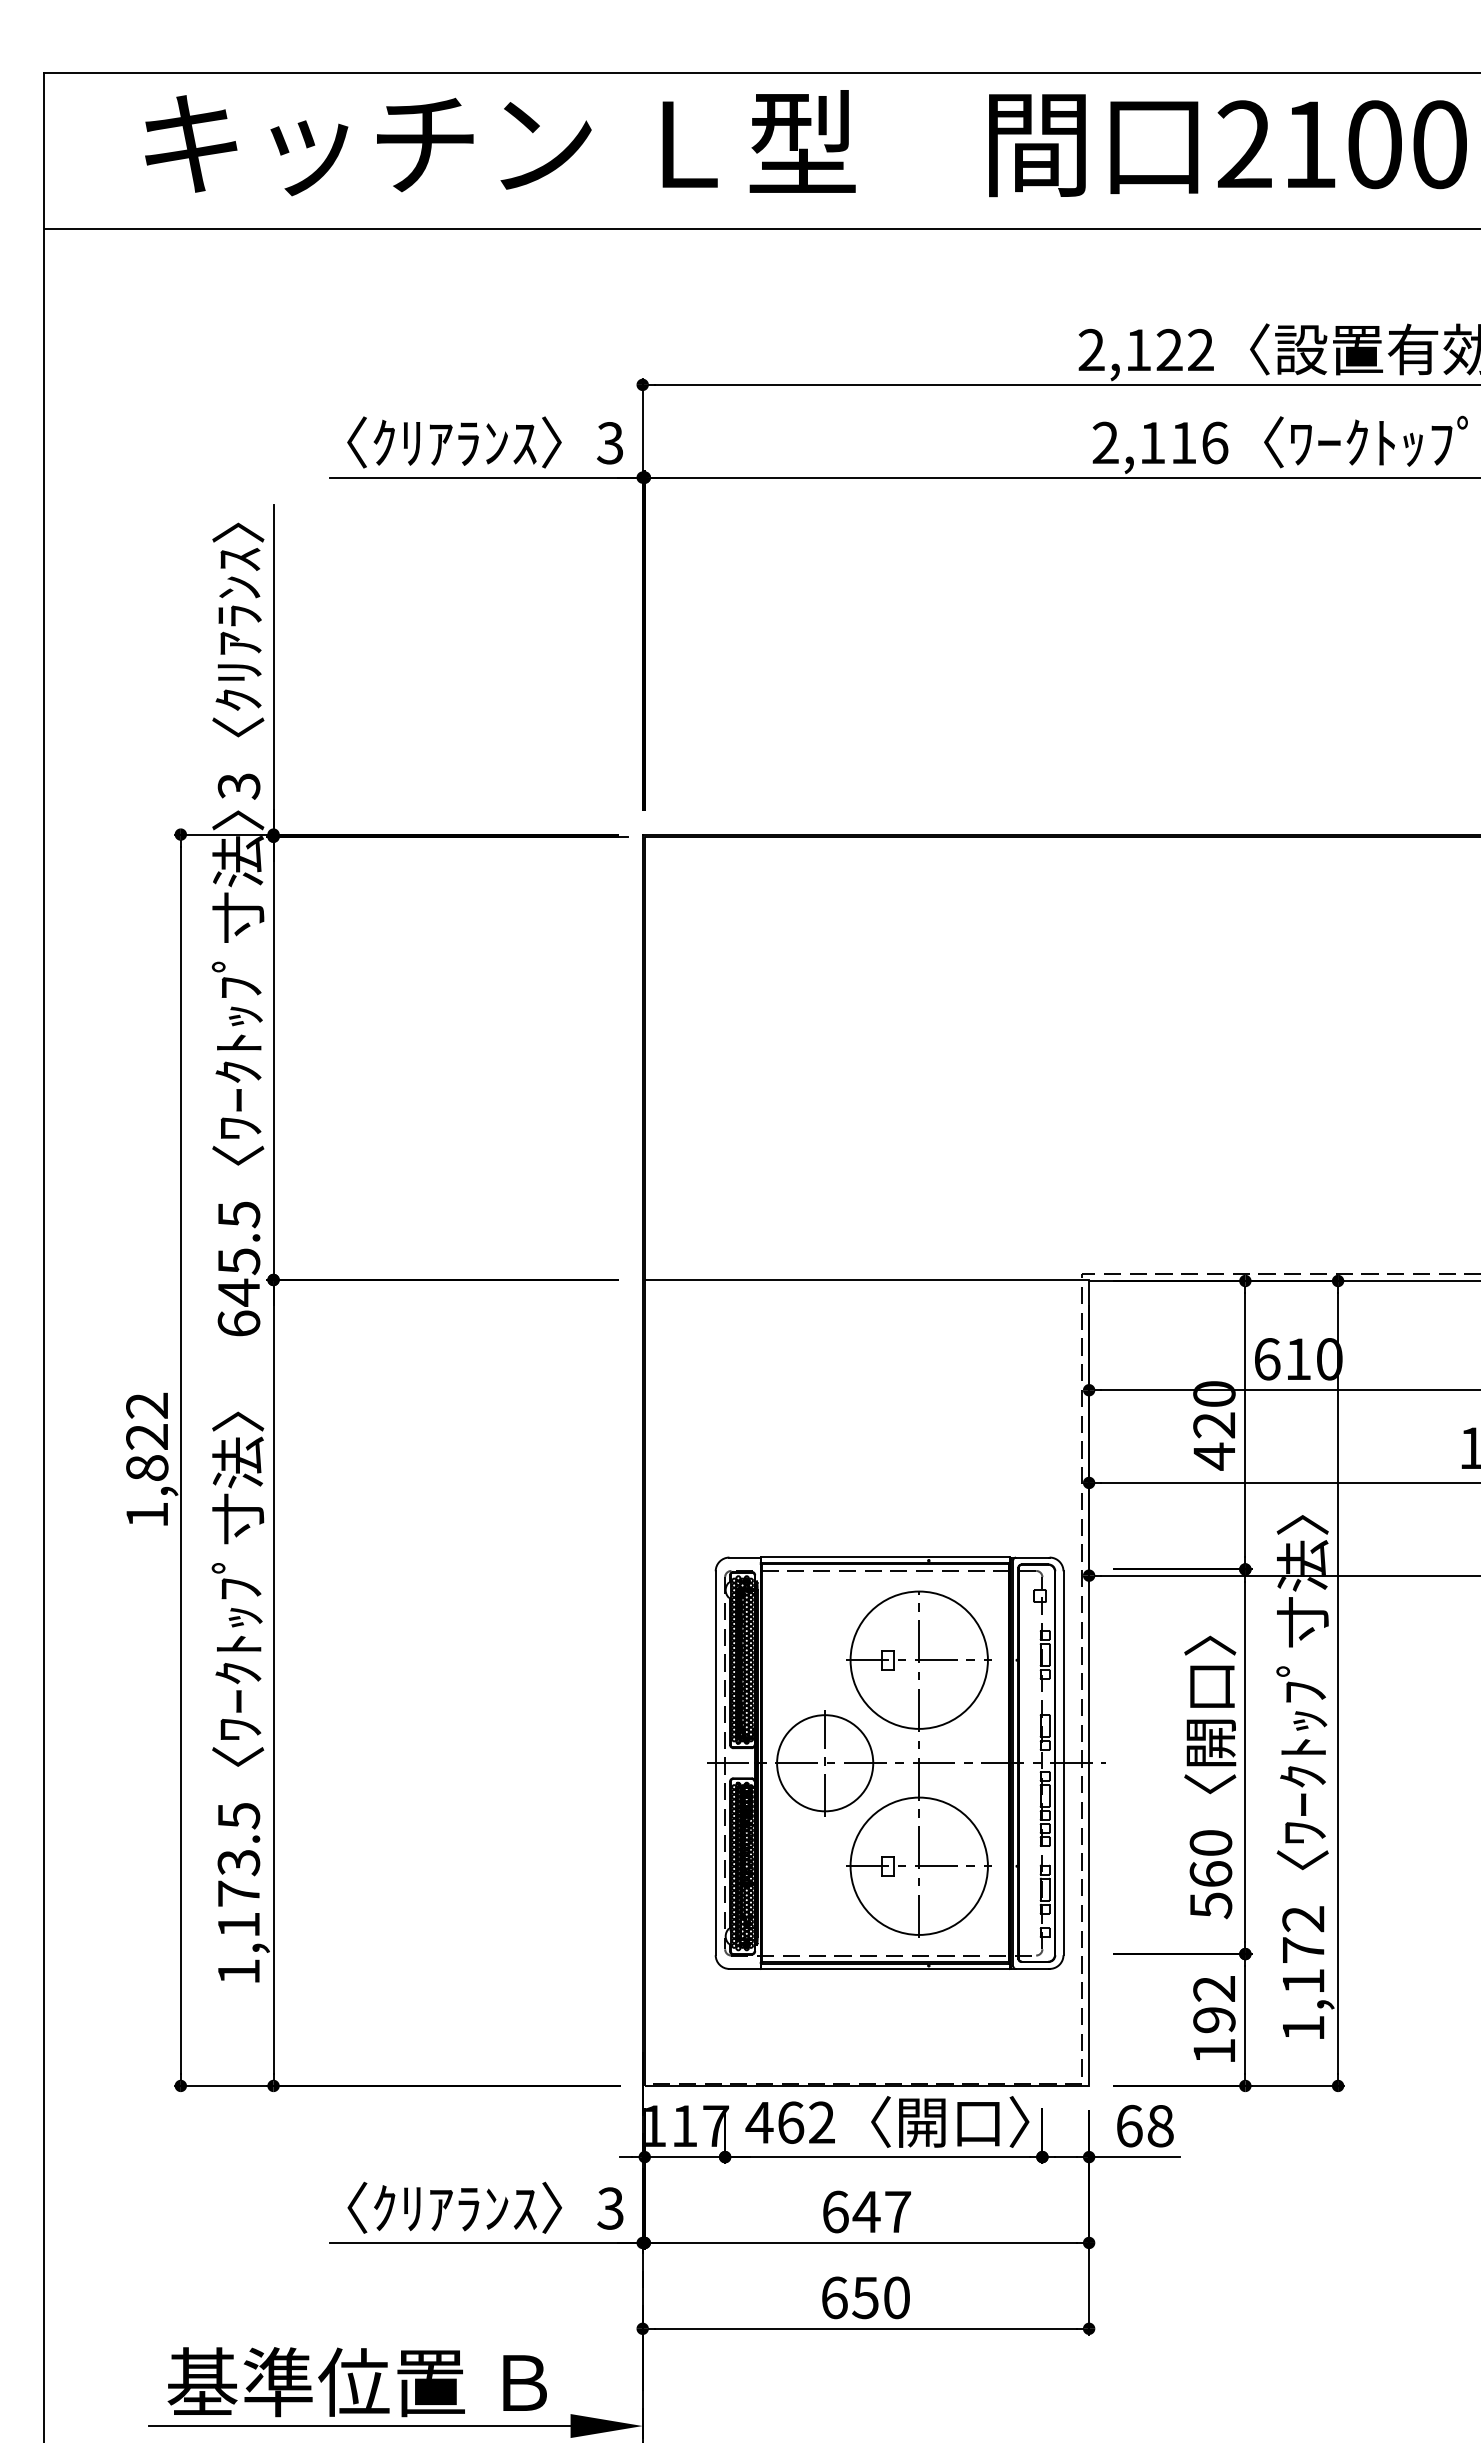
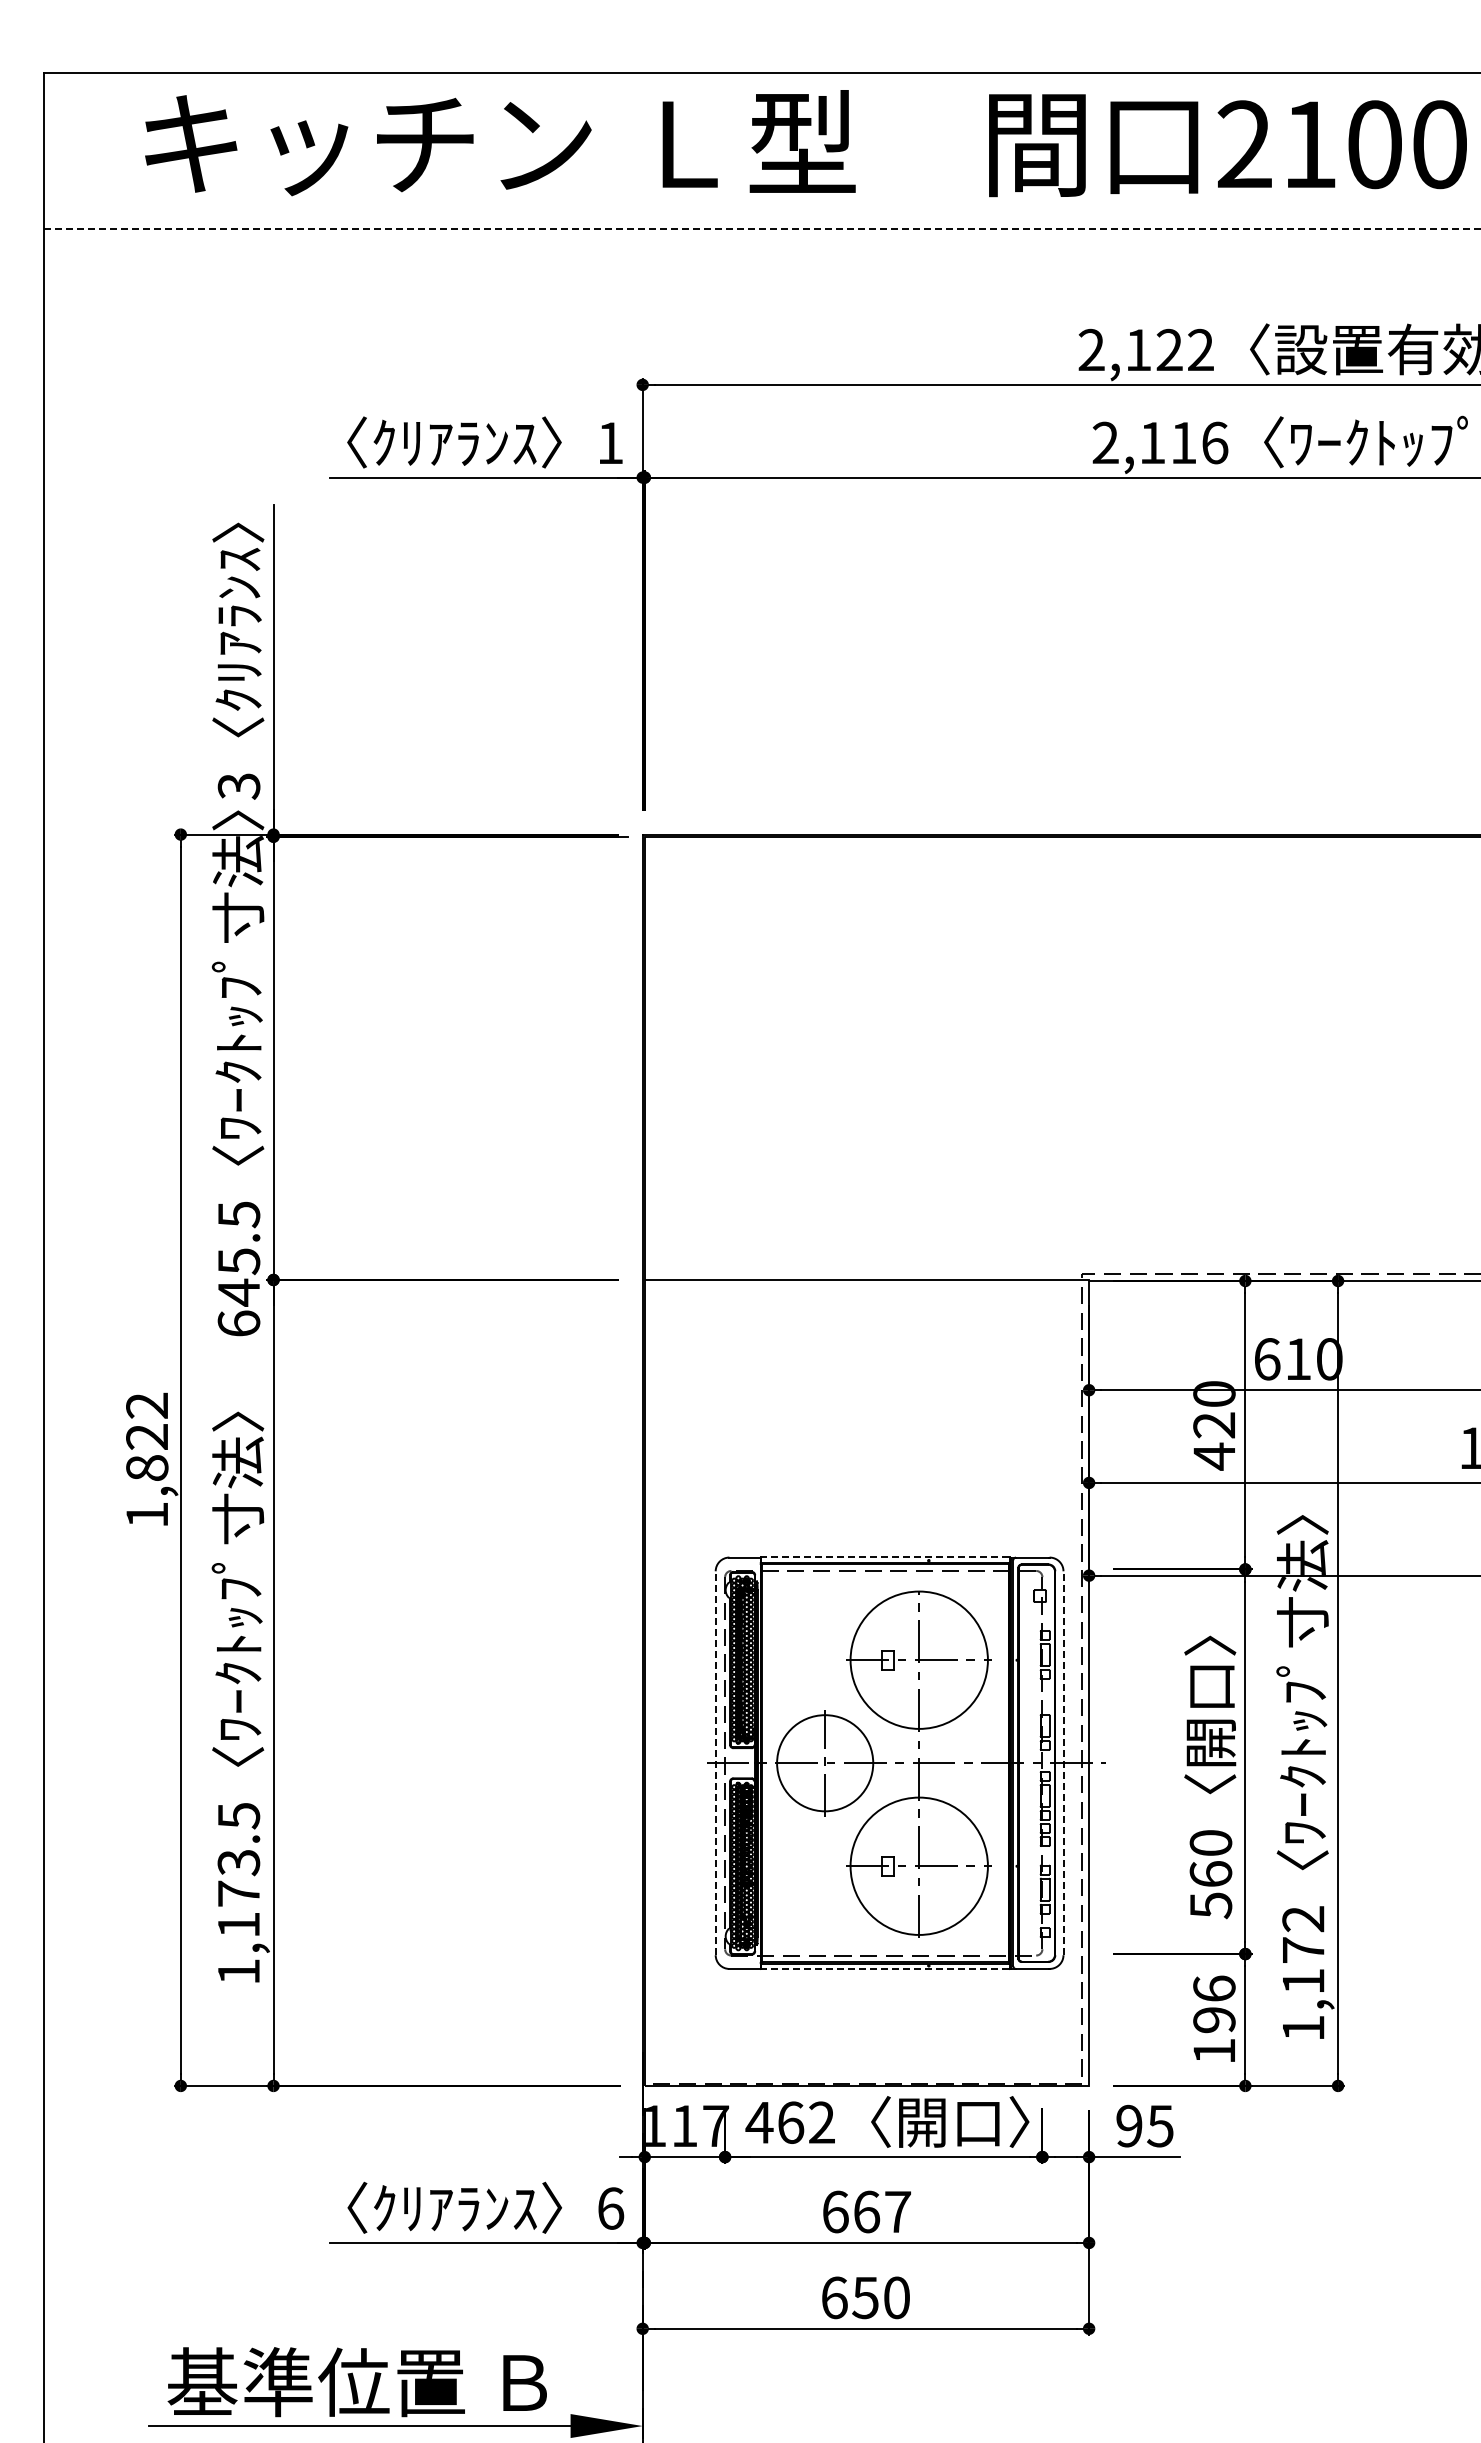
line: solid -> dashed (762, 228)
text: 3 -> 1 (609, 443)
line: solid -> dashed (884, 1557)
line: solid -> dashed (715, 1763)
line: solid -> dashed (1063, 1763)
line: solid -> dashed (884, 1969)
text: 192 -> 196 (1214, 1988)
text: 68 -> 95 (1144, 2125)
text: 3 -> 6 (610, 2208)
text: 647 -> 667 (866, 2211)
